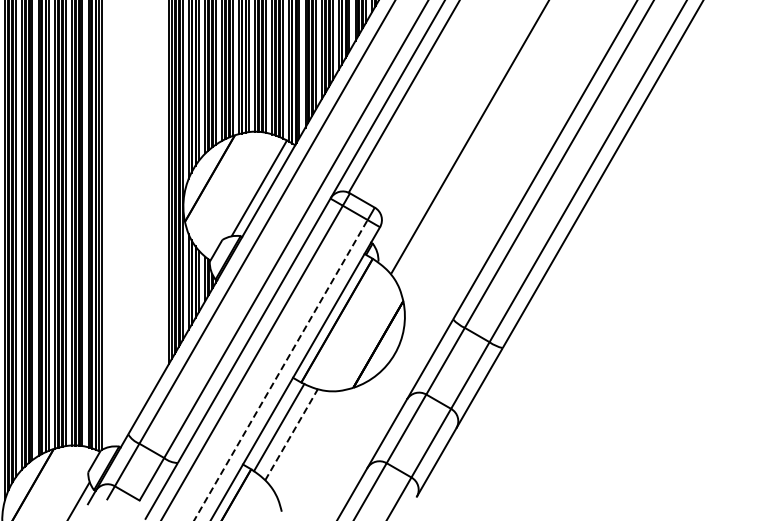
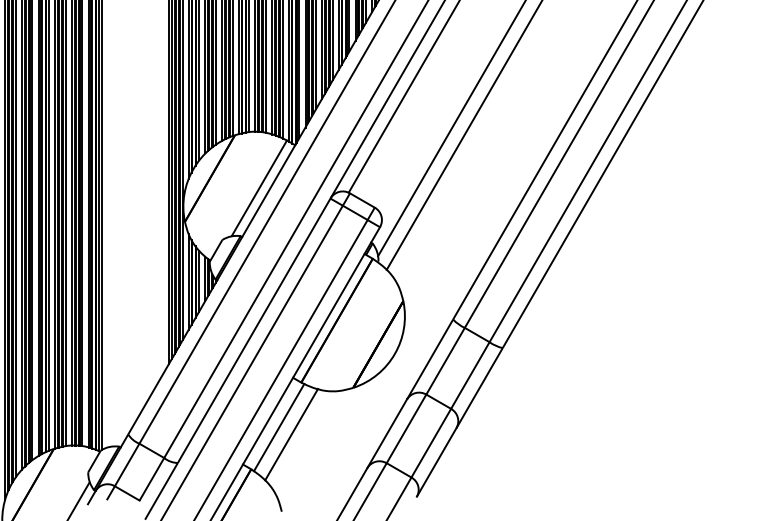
line: none -> present (451, 129)
line position: (469, 137) -> (463, 135) (463, 135)
line: dashed -> solid (280, 370)
line: dashed -> solid (291, 434)
